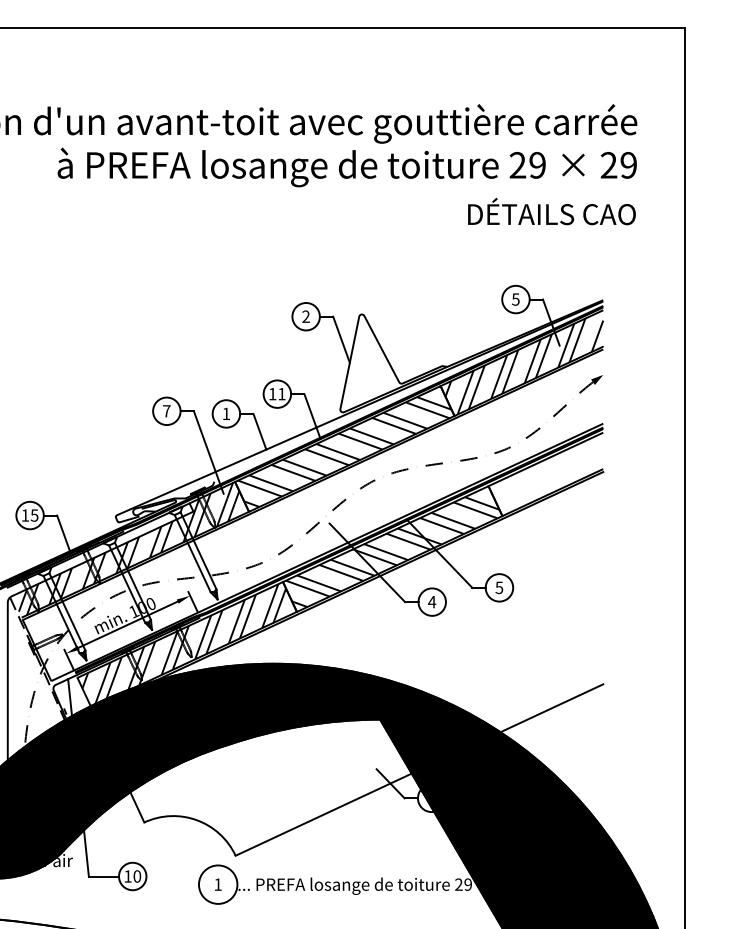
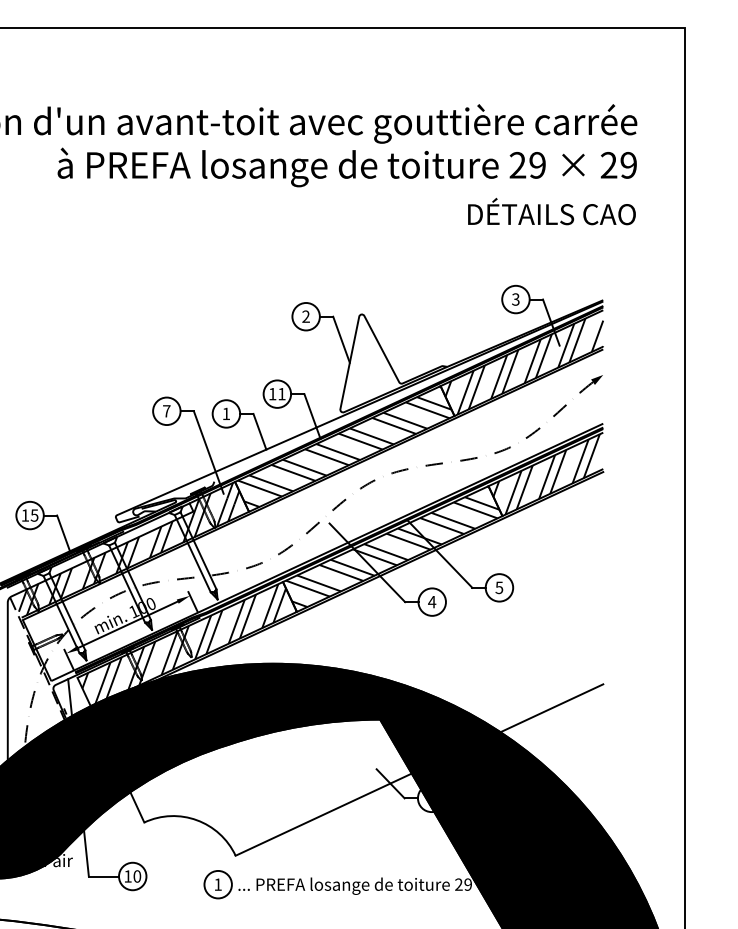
text: 5 -> 3 (515, 298)
hatch: none -> present (546, 474)
circle diameter: 38 px -> 27 px (217, 884)
